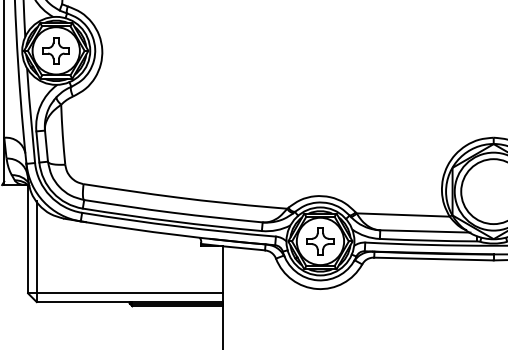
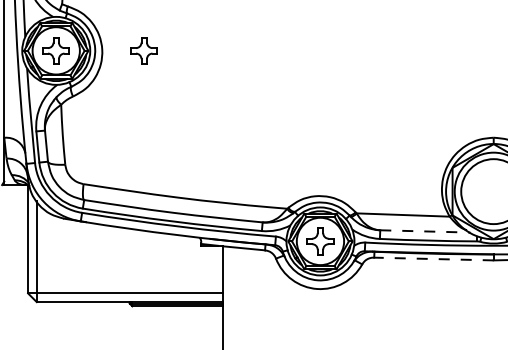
part: none -> present (143, 50)
line: solid -> dashed (425, 231)
line: solid -> dashed (433, 259)
